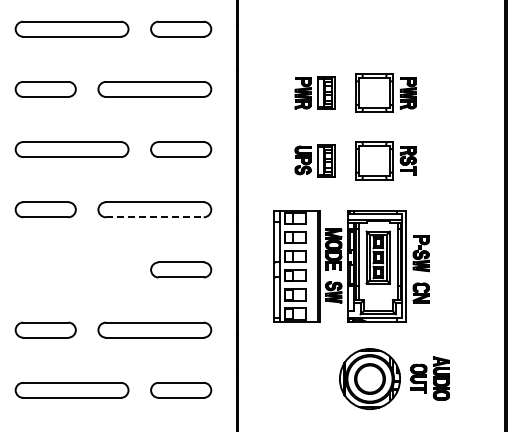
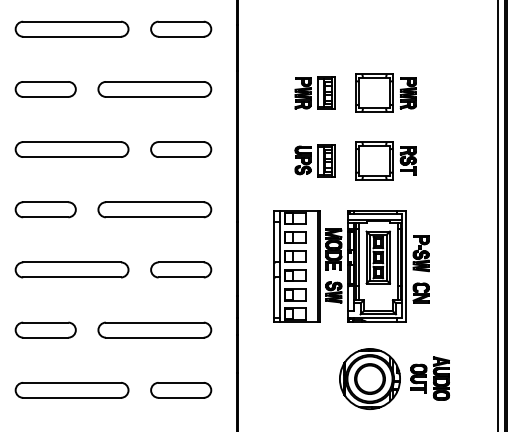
line: none -> present (497, 215)
line: dashed -> solid (154, 217)
part: none -> present (71, 269)
